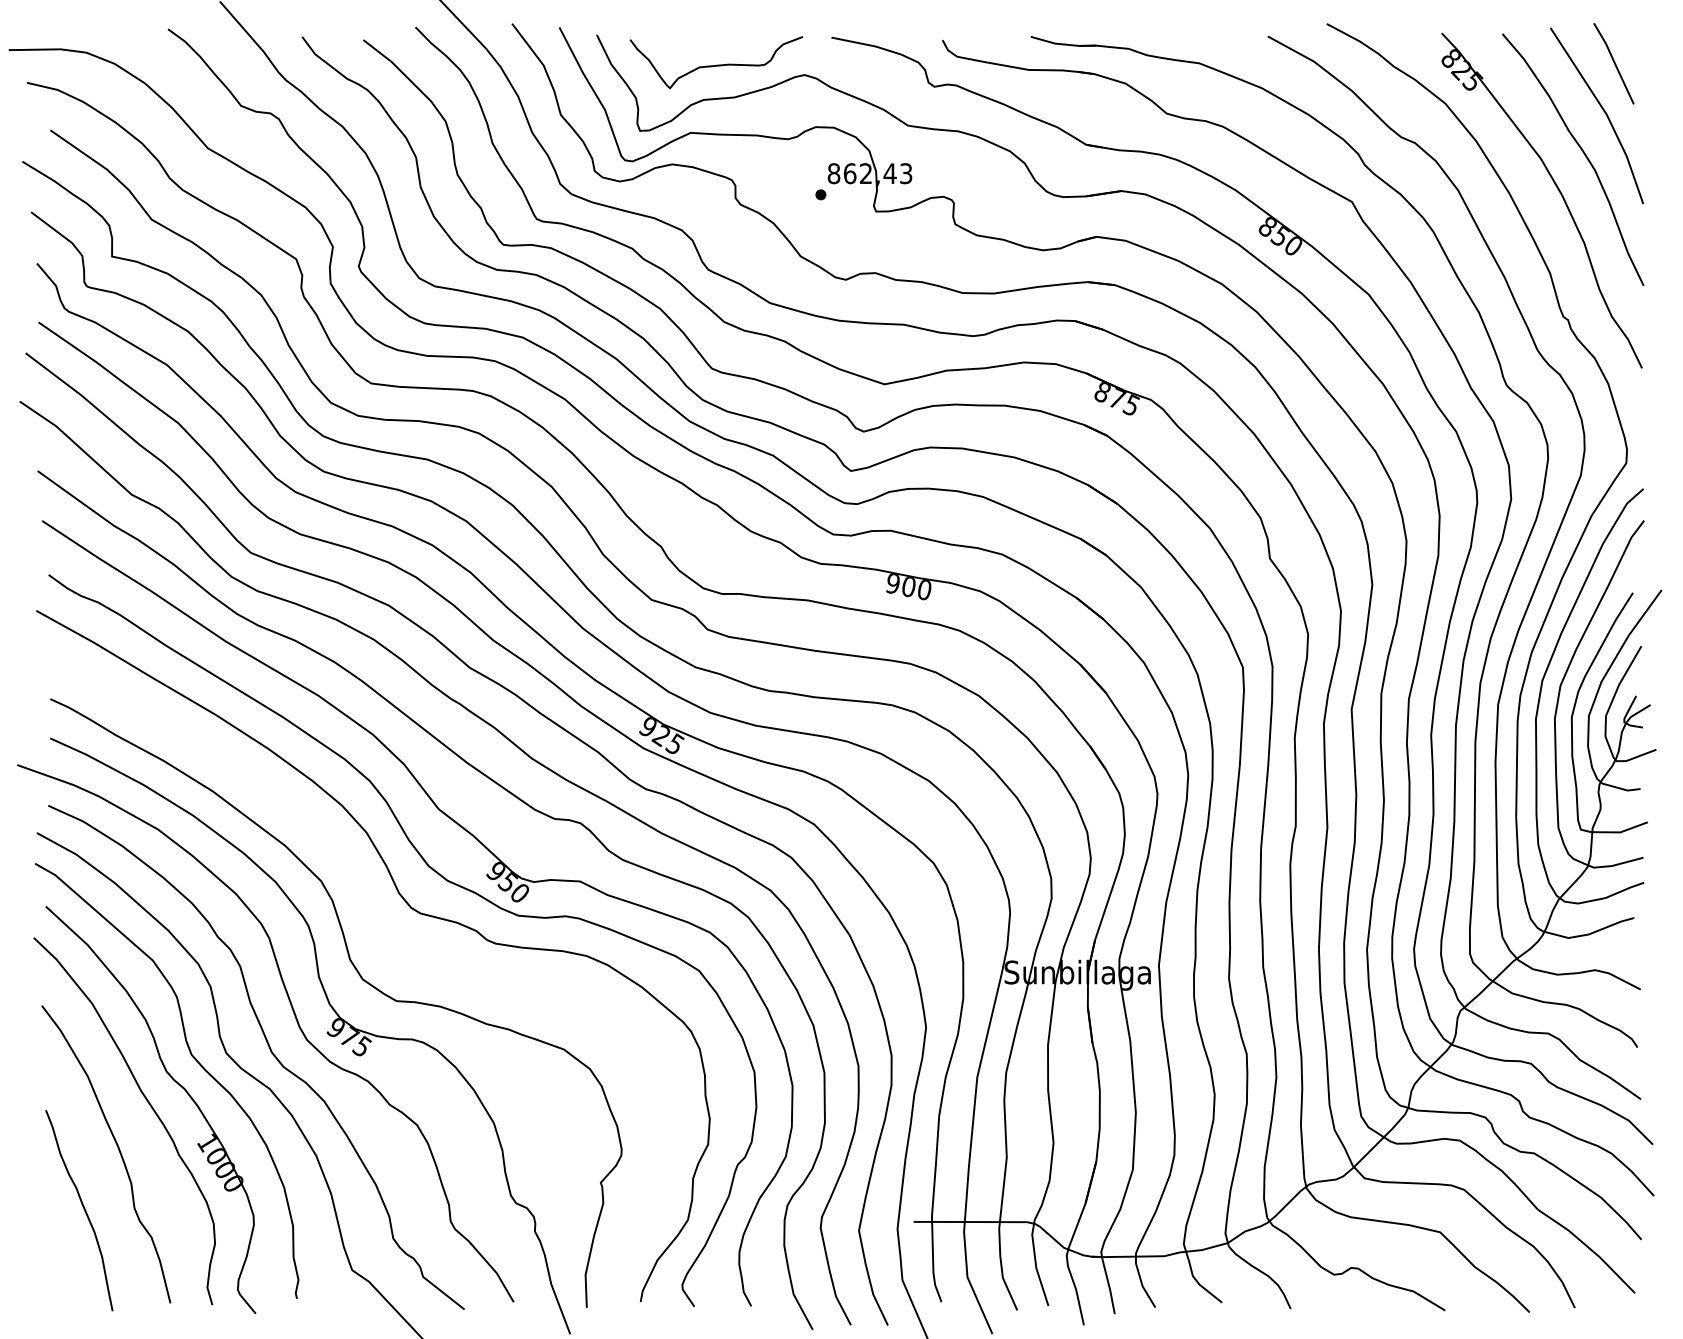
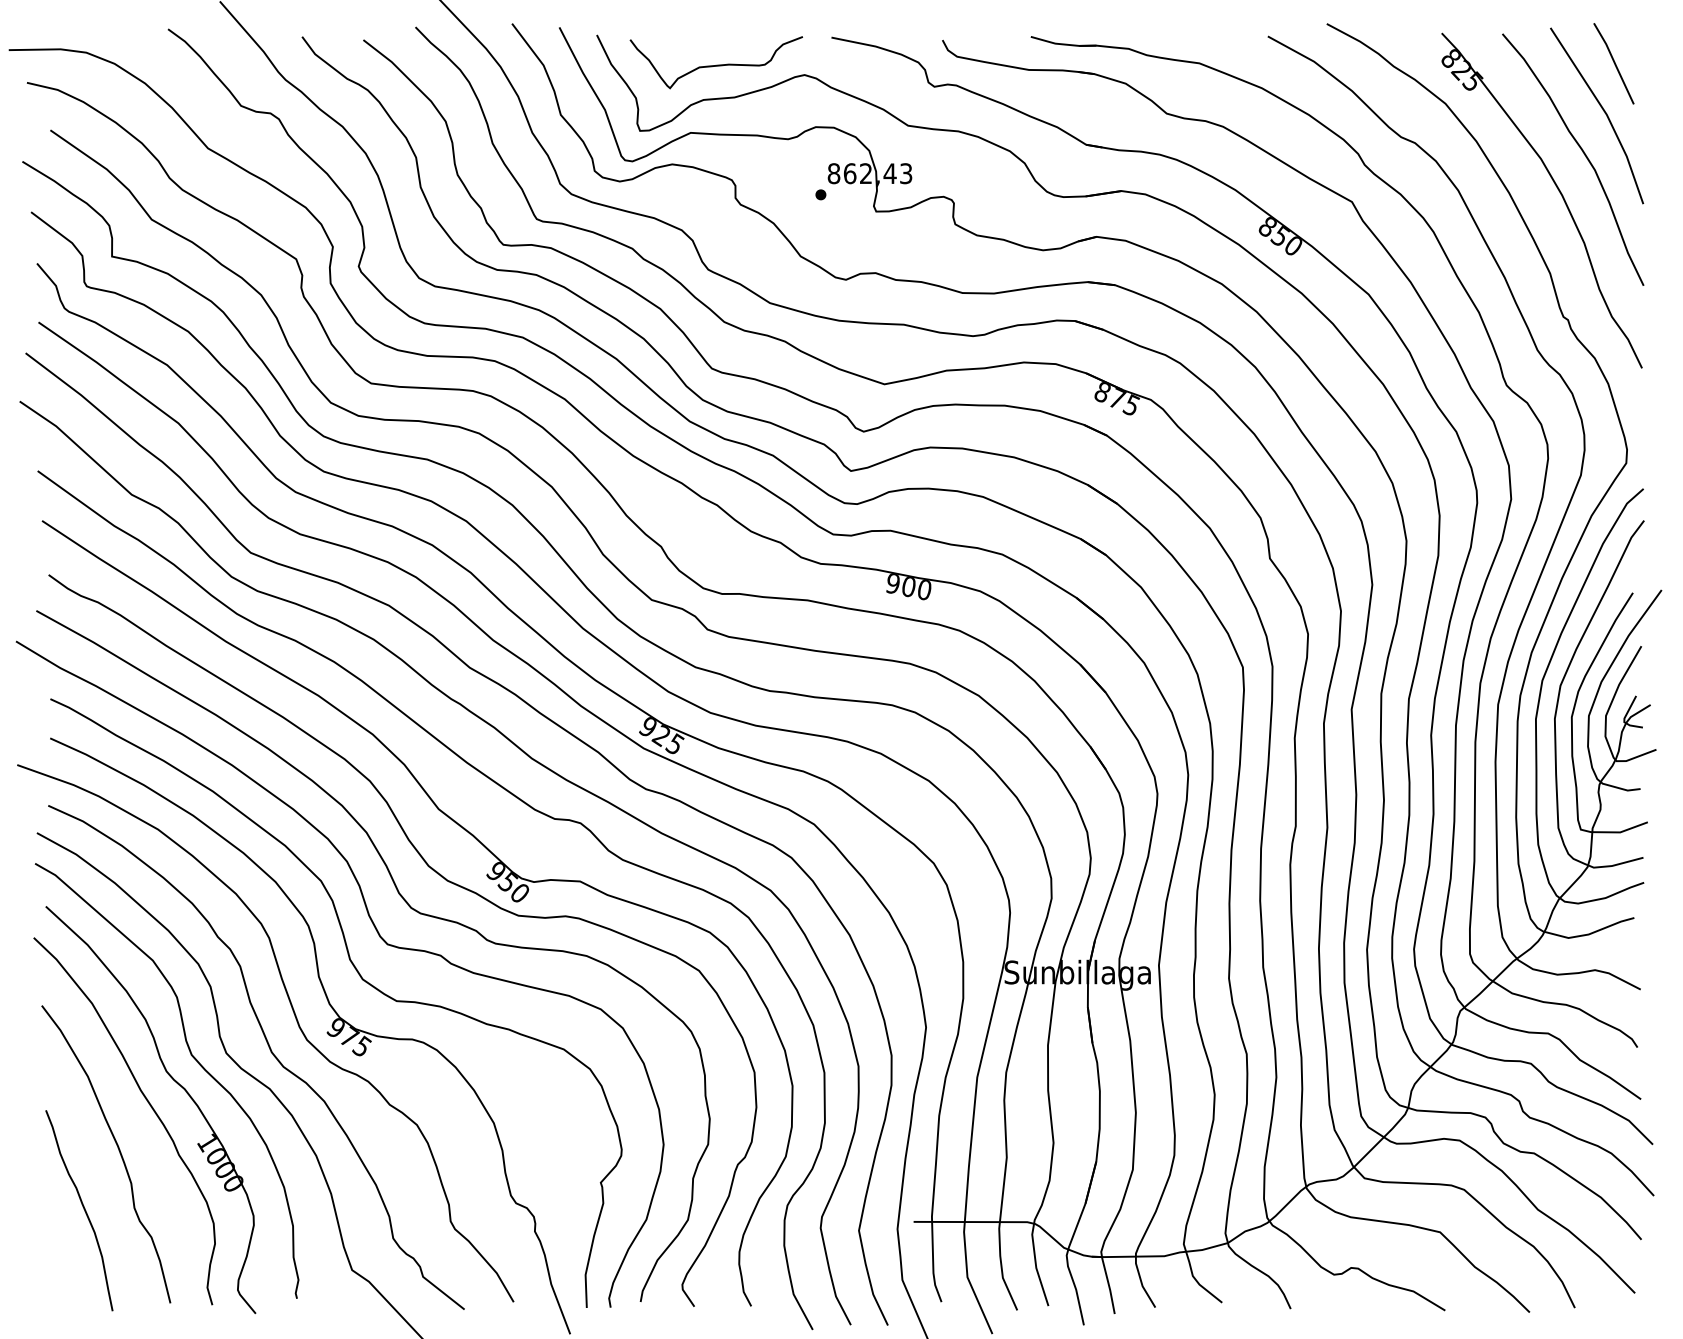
curve: none -> present (379, 937)
